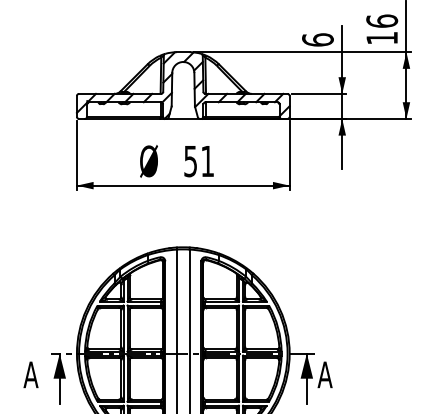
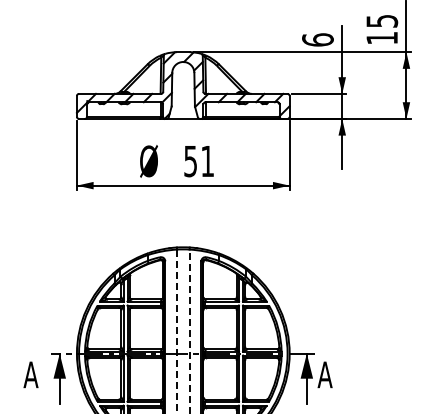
text: 16 -> 15 (382, 20)
line: solid -> dashed (189, 331)
line: solid -> dashed (177, 332)
